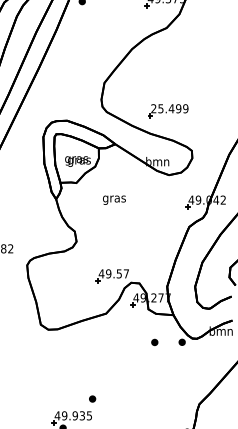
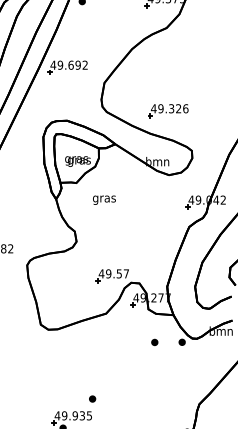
part: none -> present (67, 67)
text: 25.499 -> 49.326 (169, 108)
text position: (114, 199) -> (104, 199) (104, 199)
